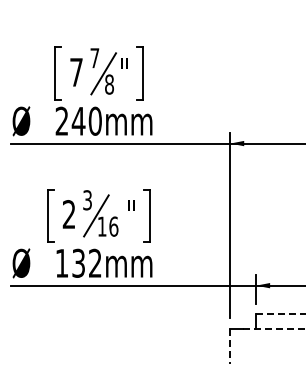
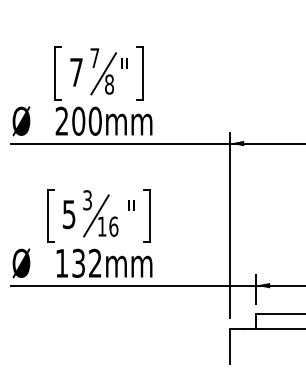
text: 240mm -> 200mm (78, 120)
text: 2 -> 5 (68, 214)
line: dashed -> solid (281, 314)
line: dashed -> solid (274, 328)
line: dashed -> solid (230, 346)
